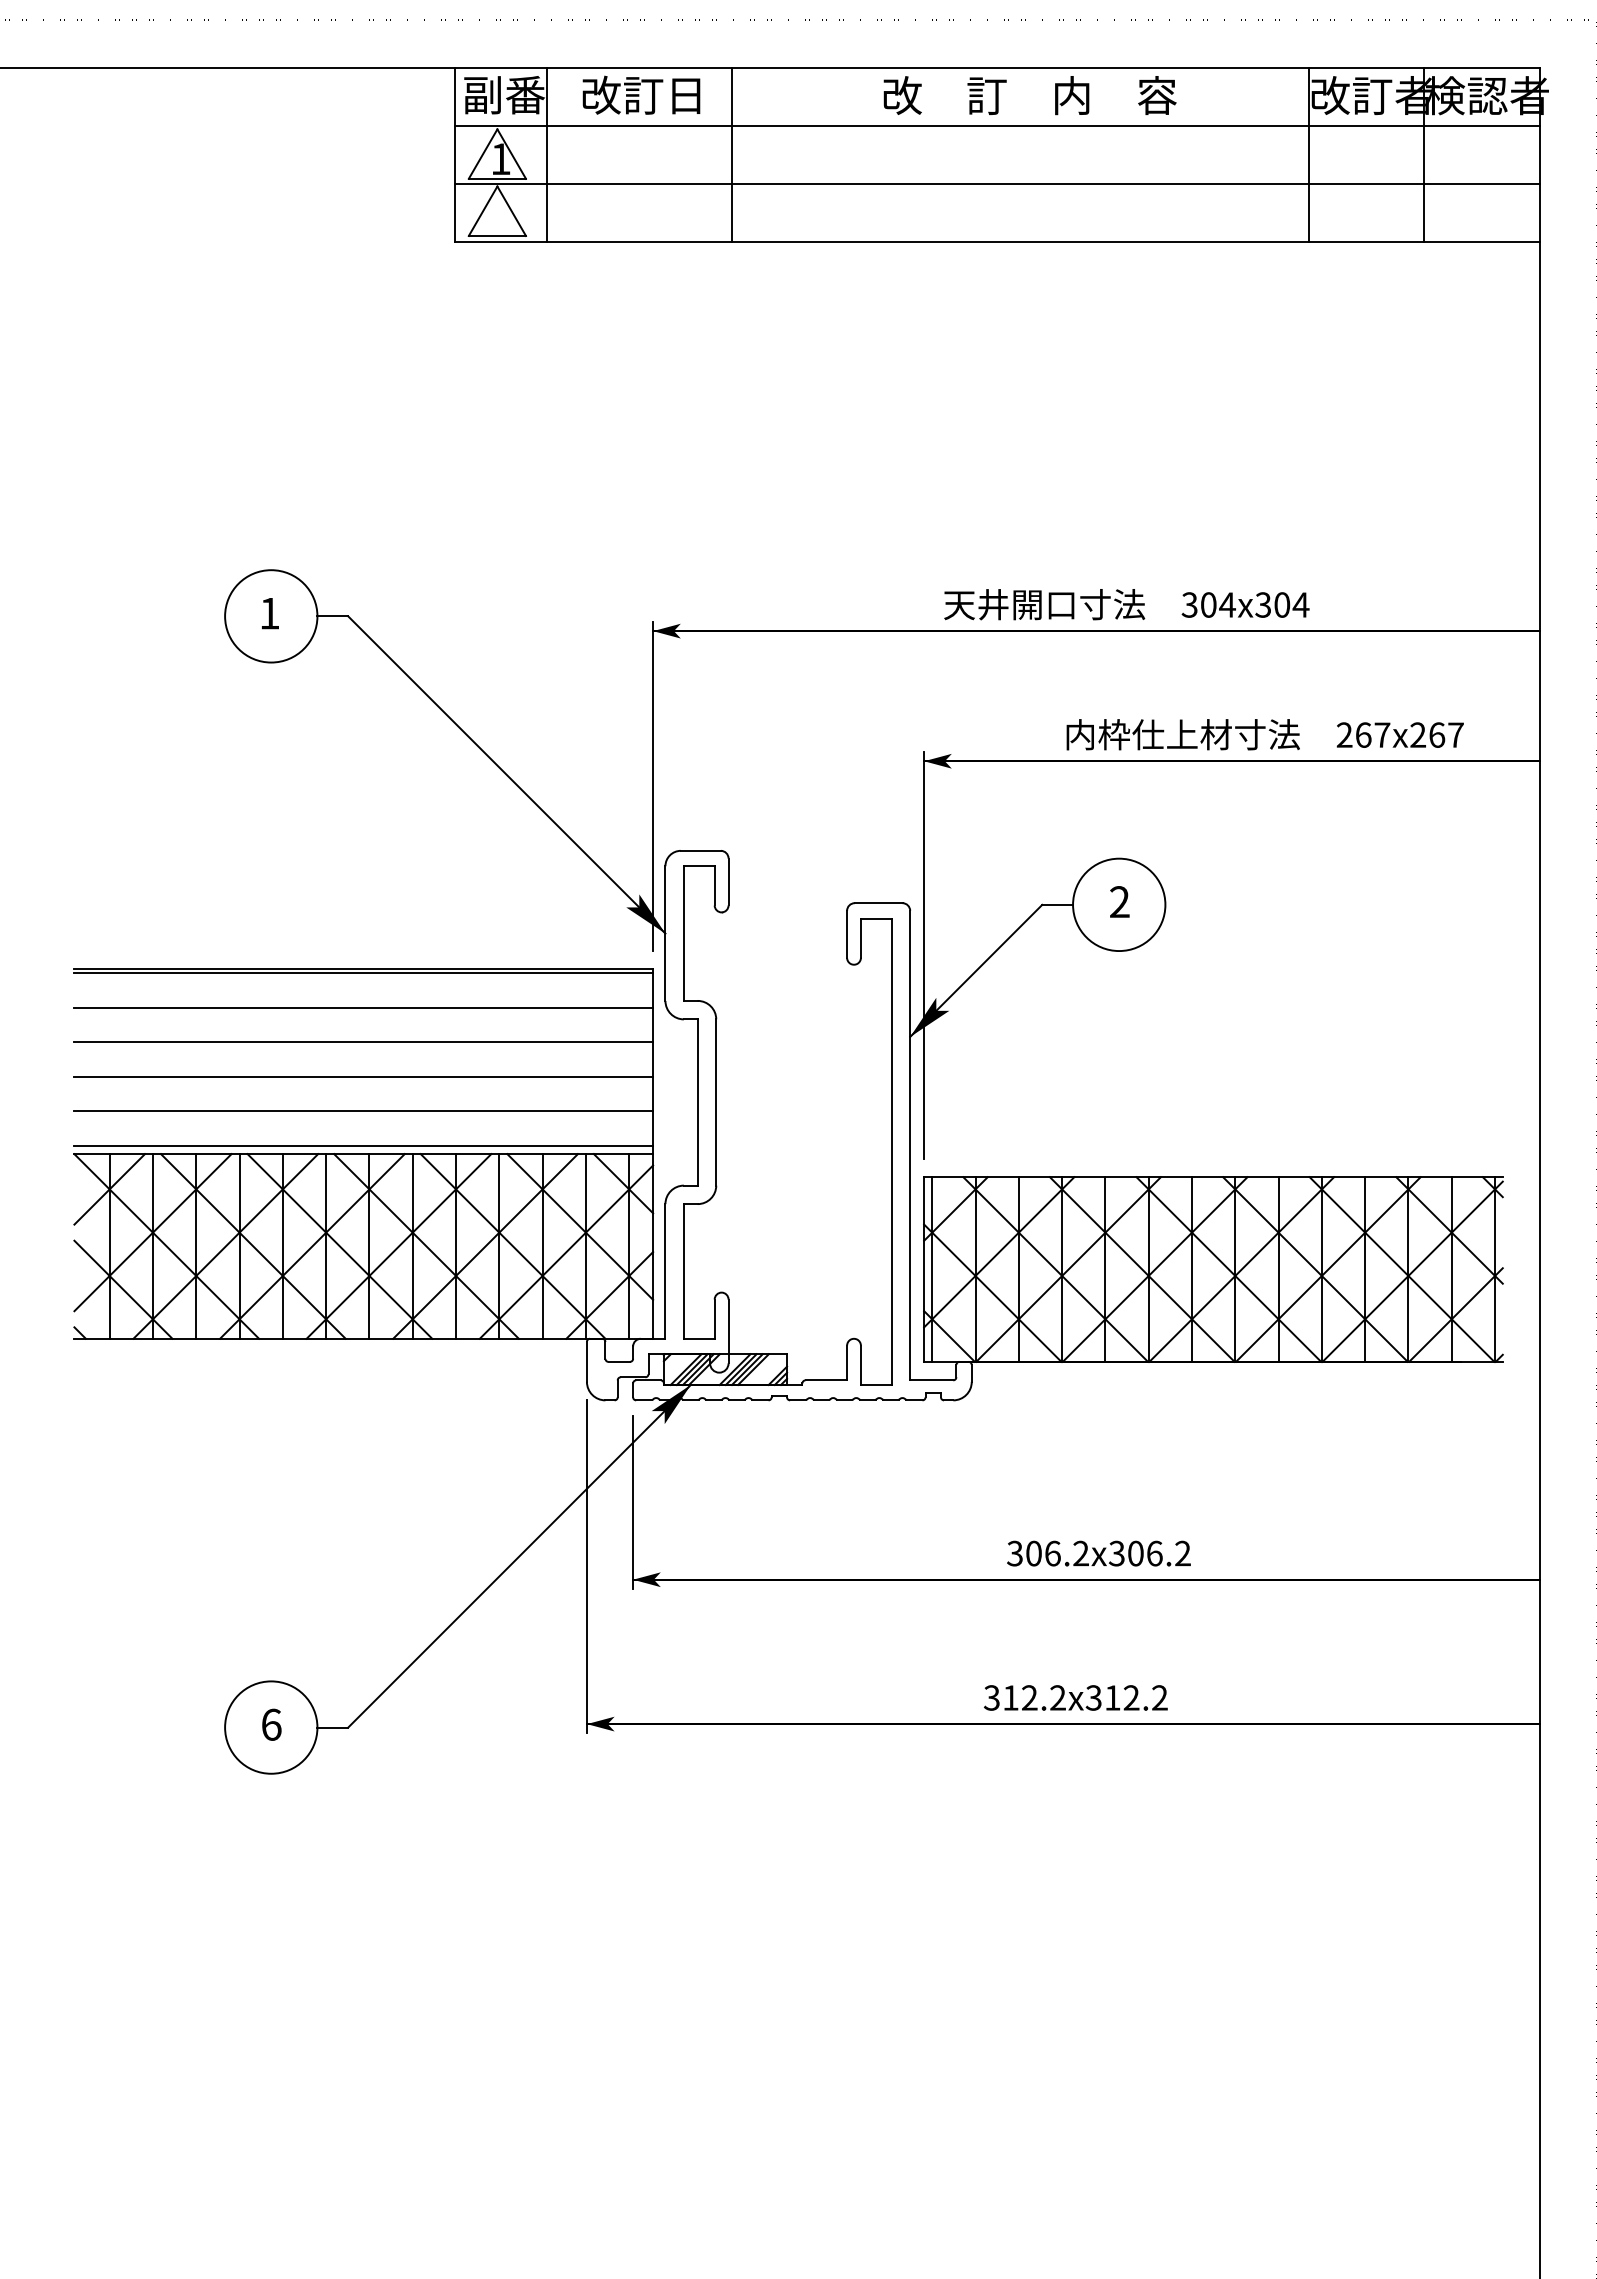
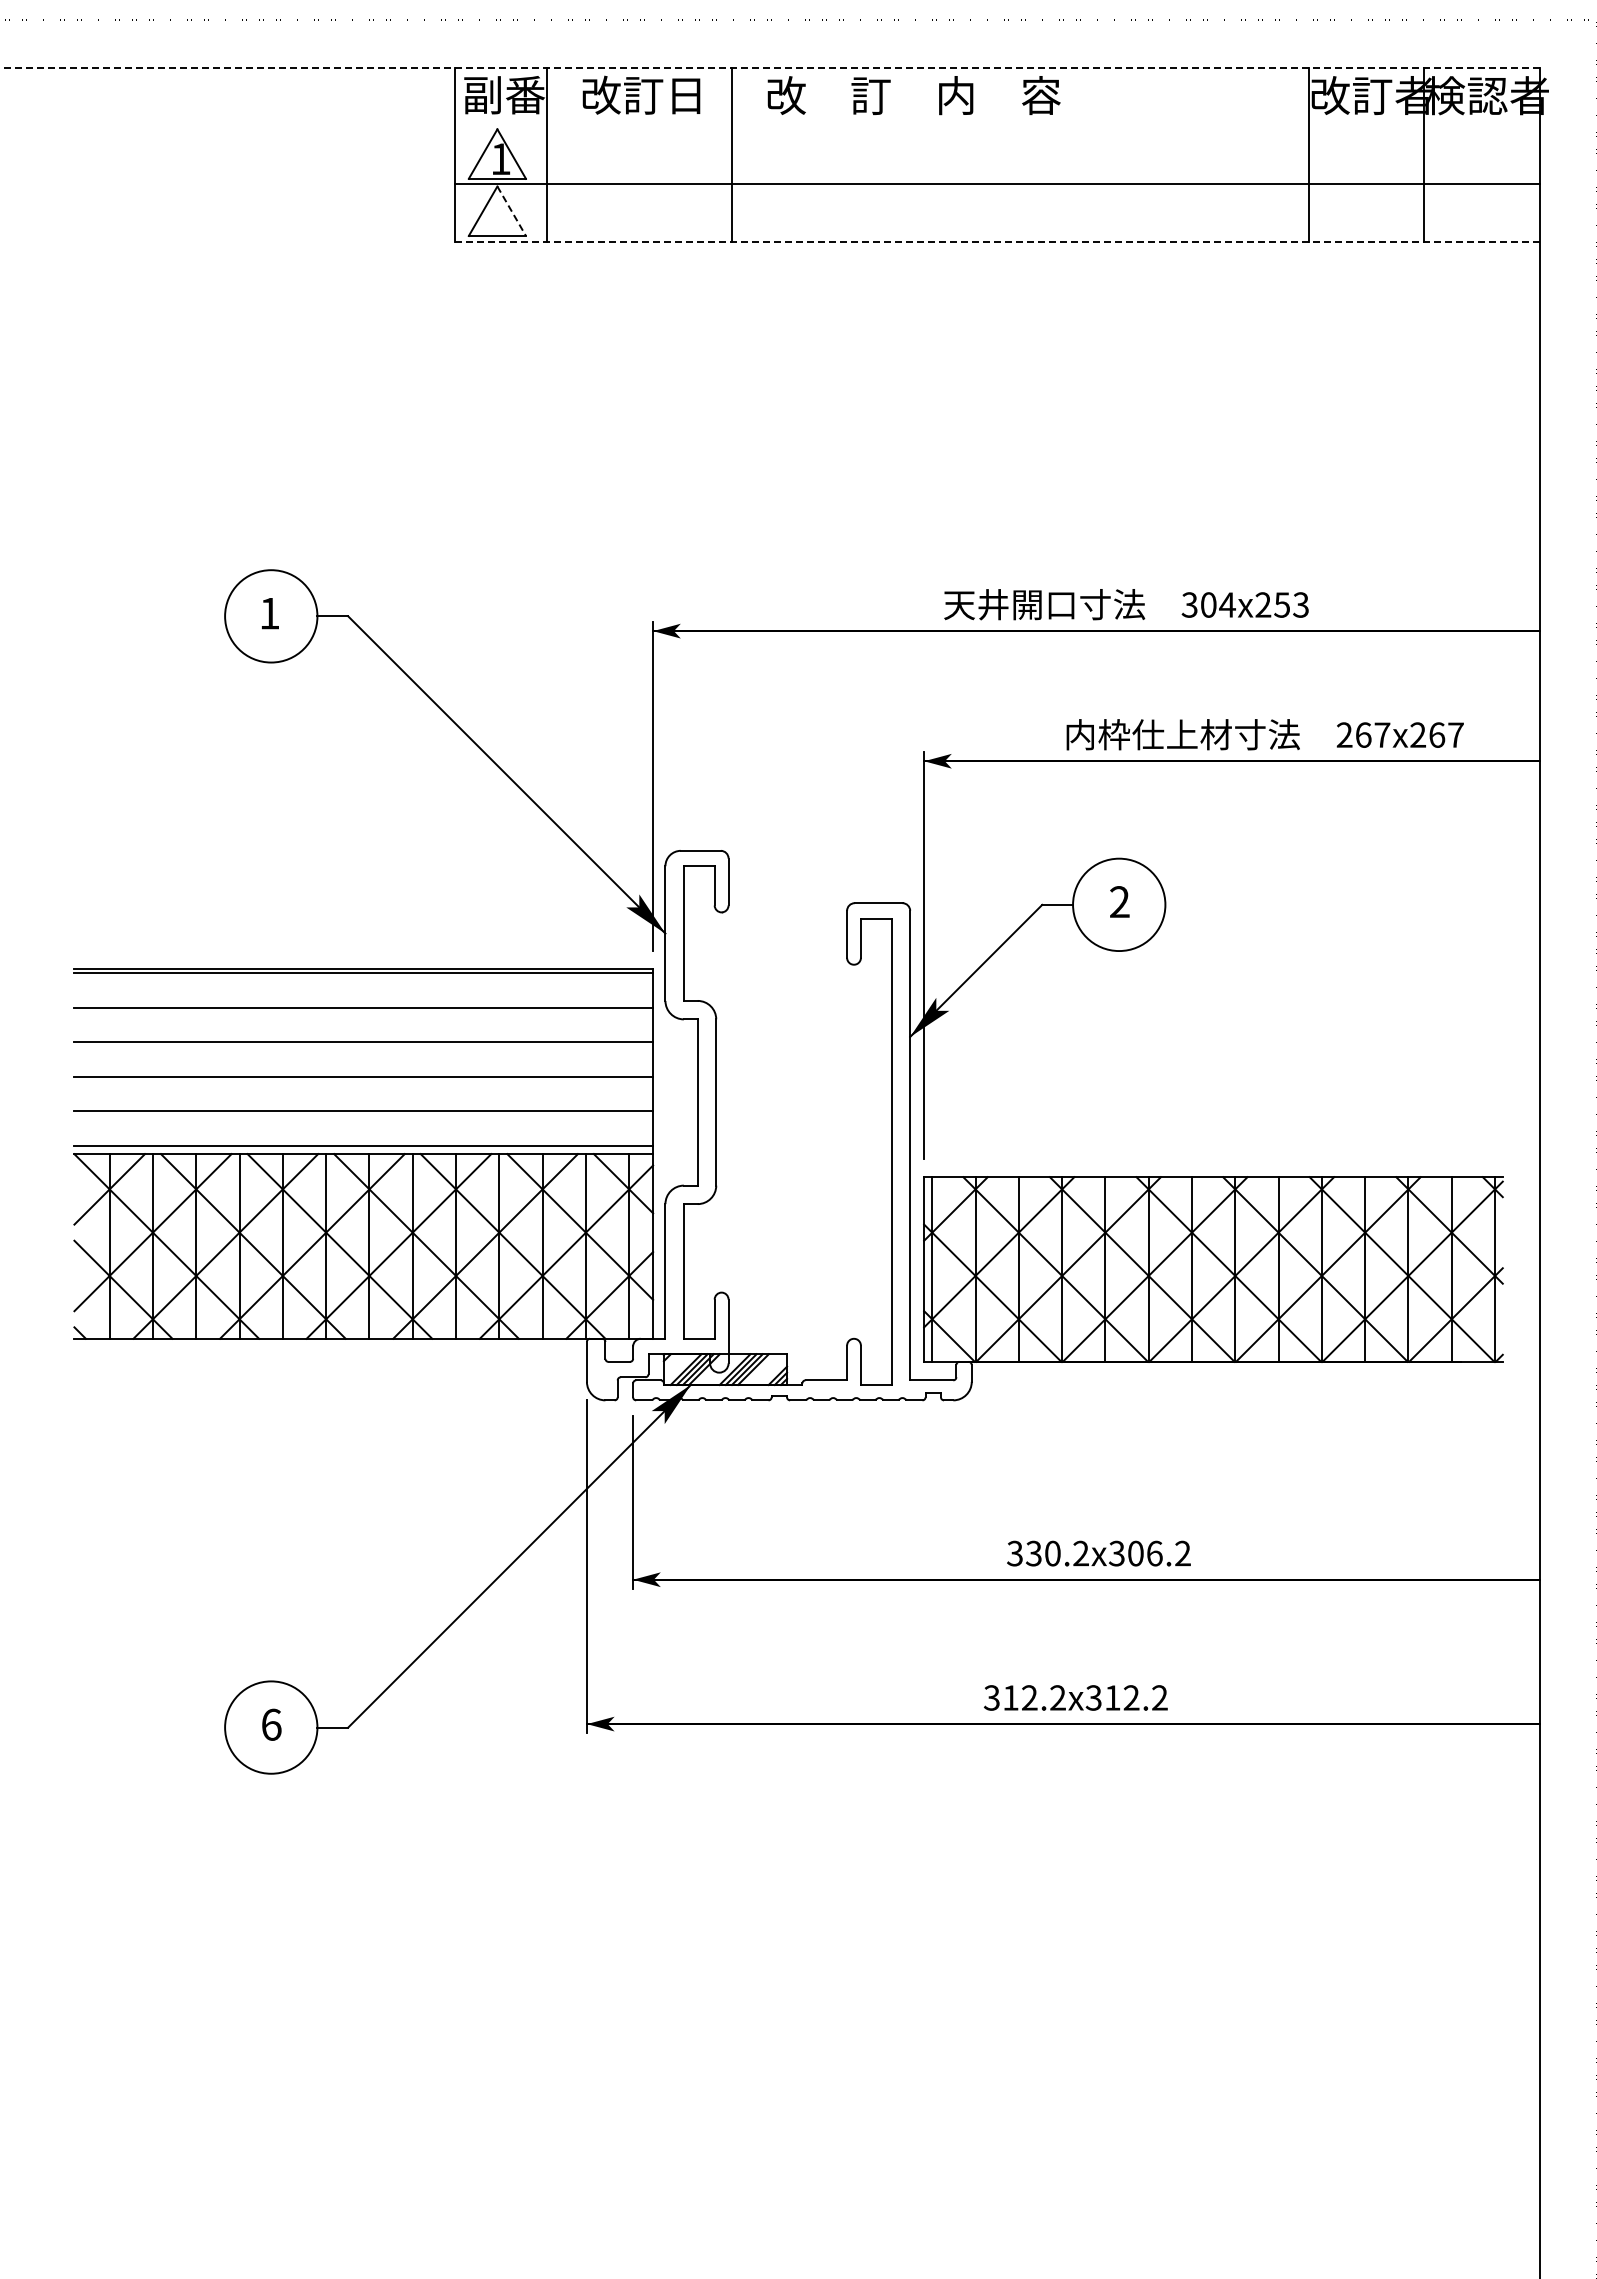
line: solid -> dashed (769, 68)
text position: (1029, 95) -> (913, 95) (913, 95)
line: present -> none (996, 126)
line: solid -> dashed (511, 211)
line: solid -> dashed (997, 241)
text: 304x304 -> 304x253 (1282, 604)
text: 306.2x306.2 -> 330.2x306.2 (1042, 1553)
